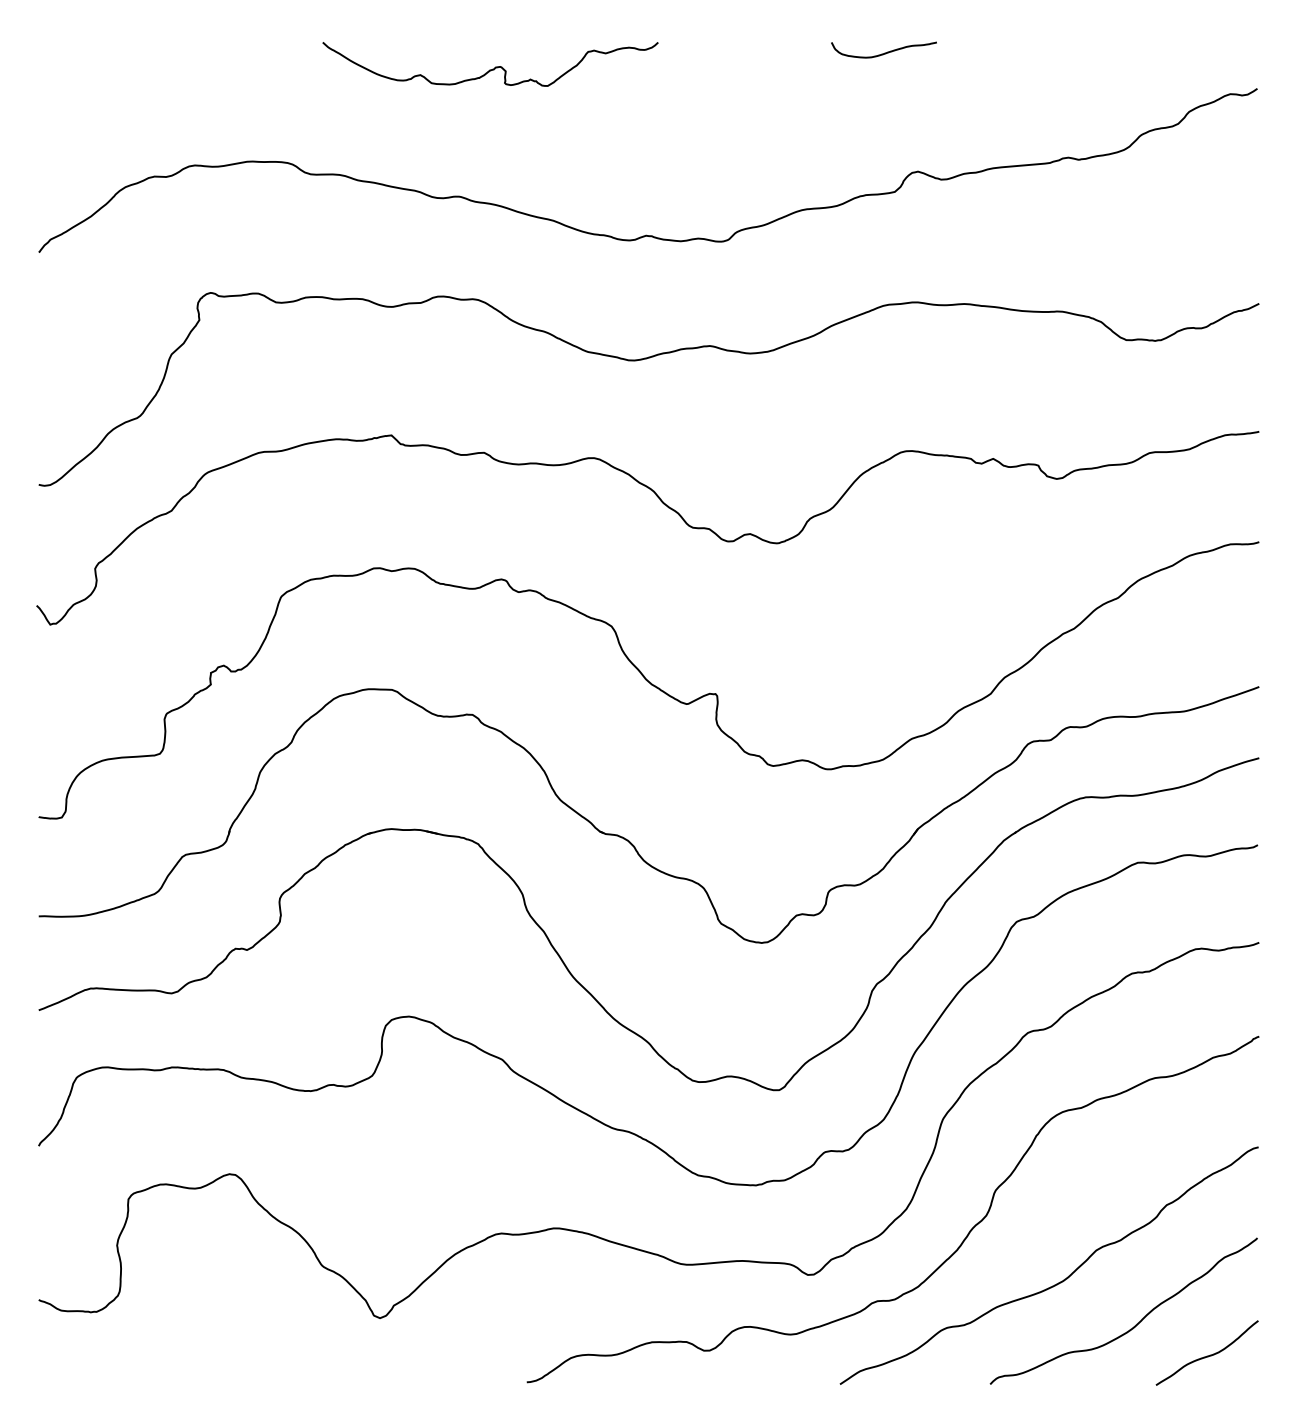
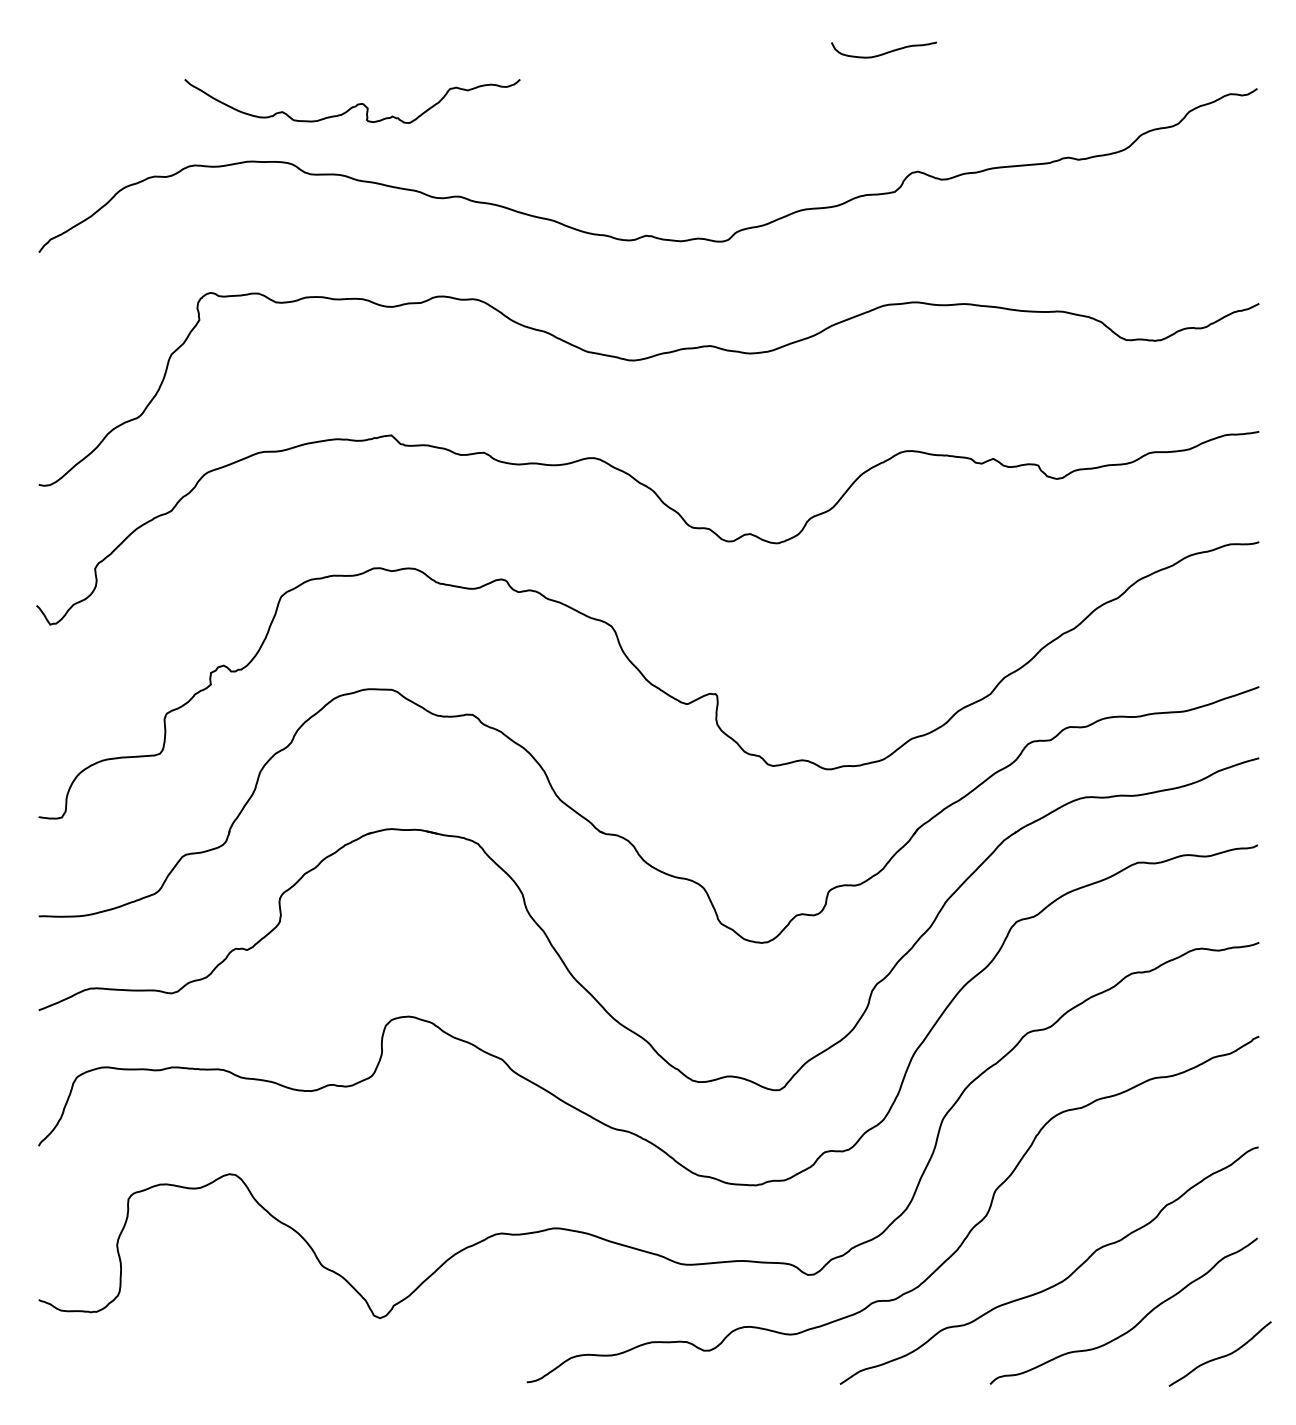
curve position: (492, 68) -> (354, 105) (354, 105)
curve position: (1207, 1355) -> (1220, 1356) (1220, 1356)
